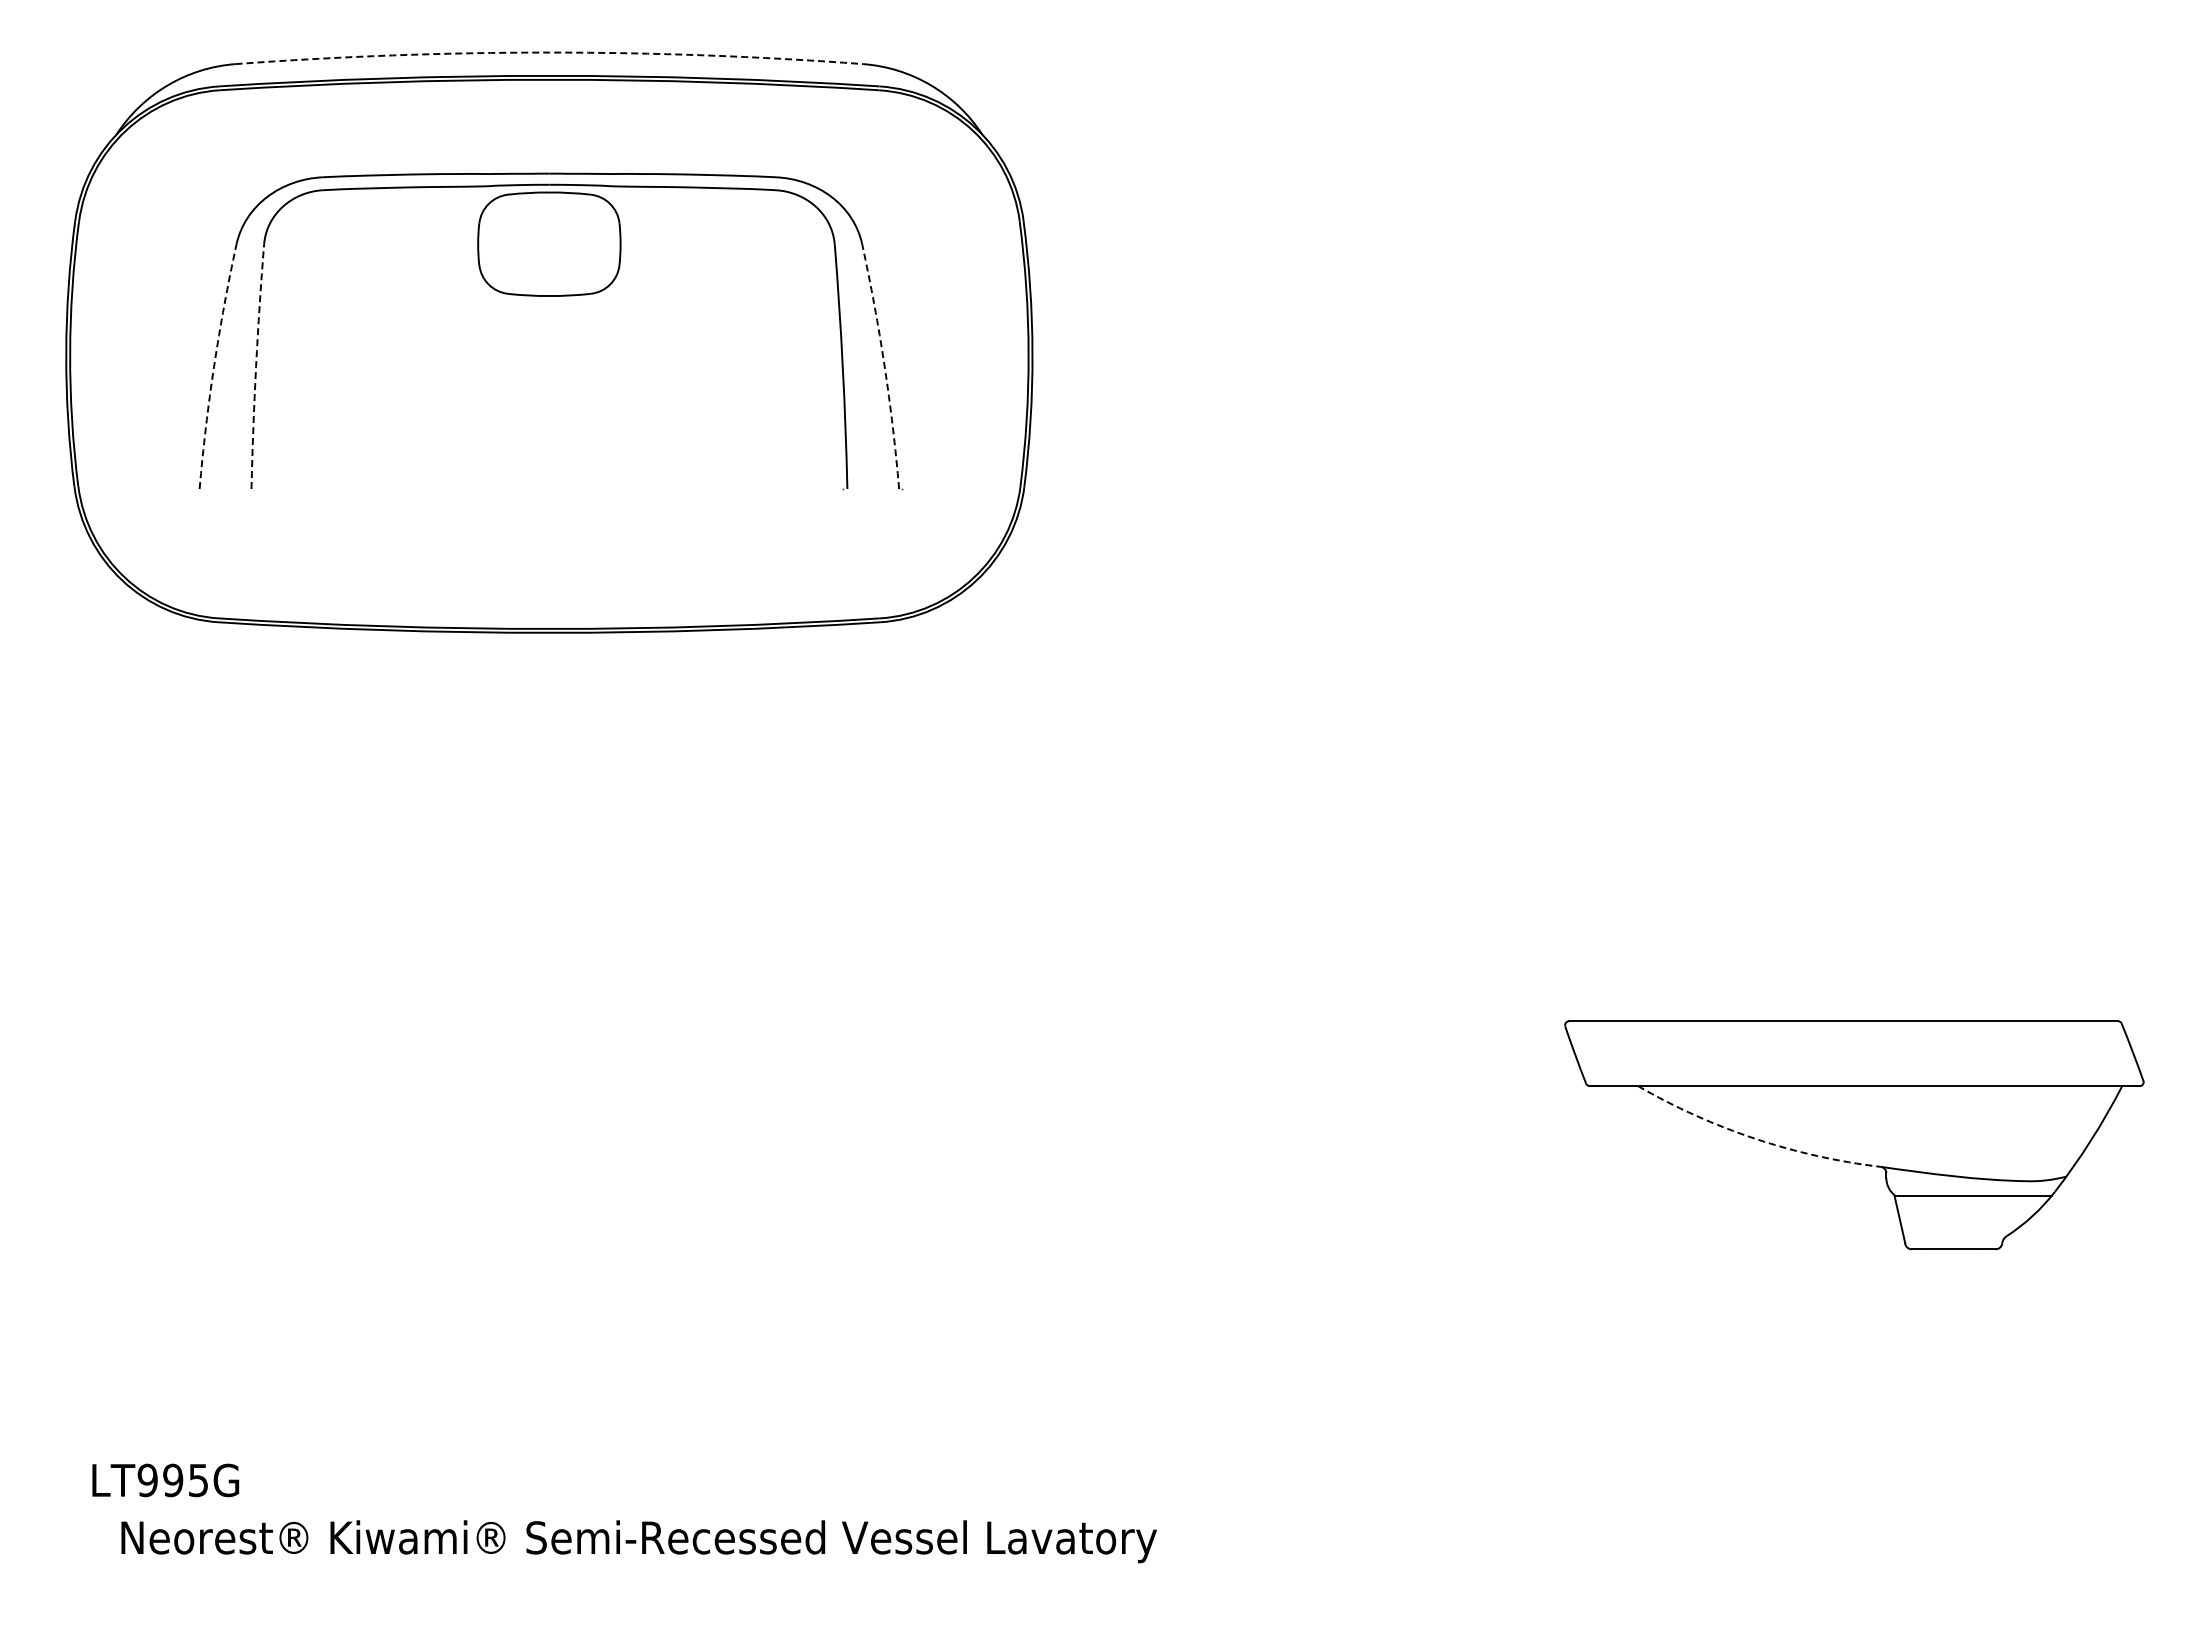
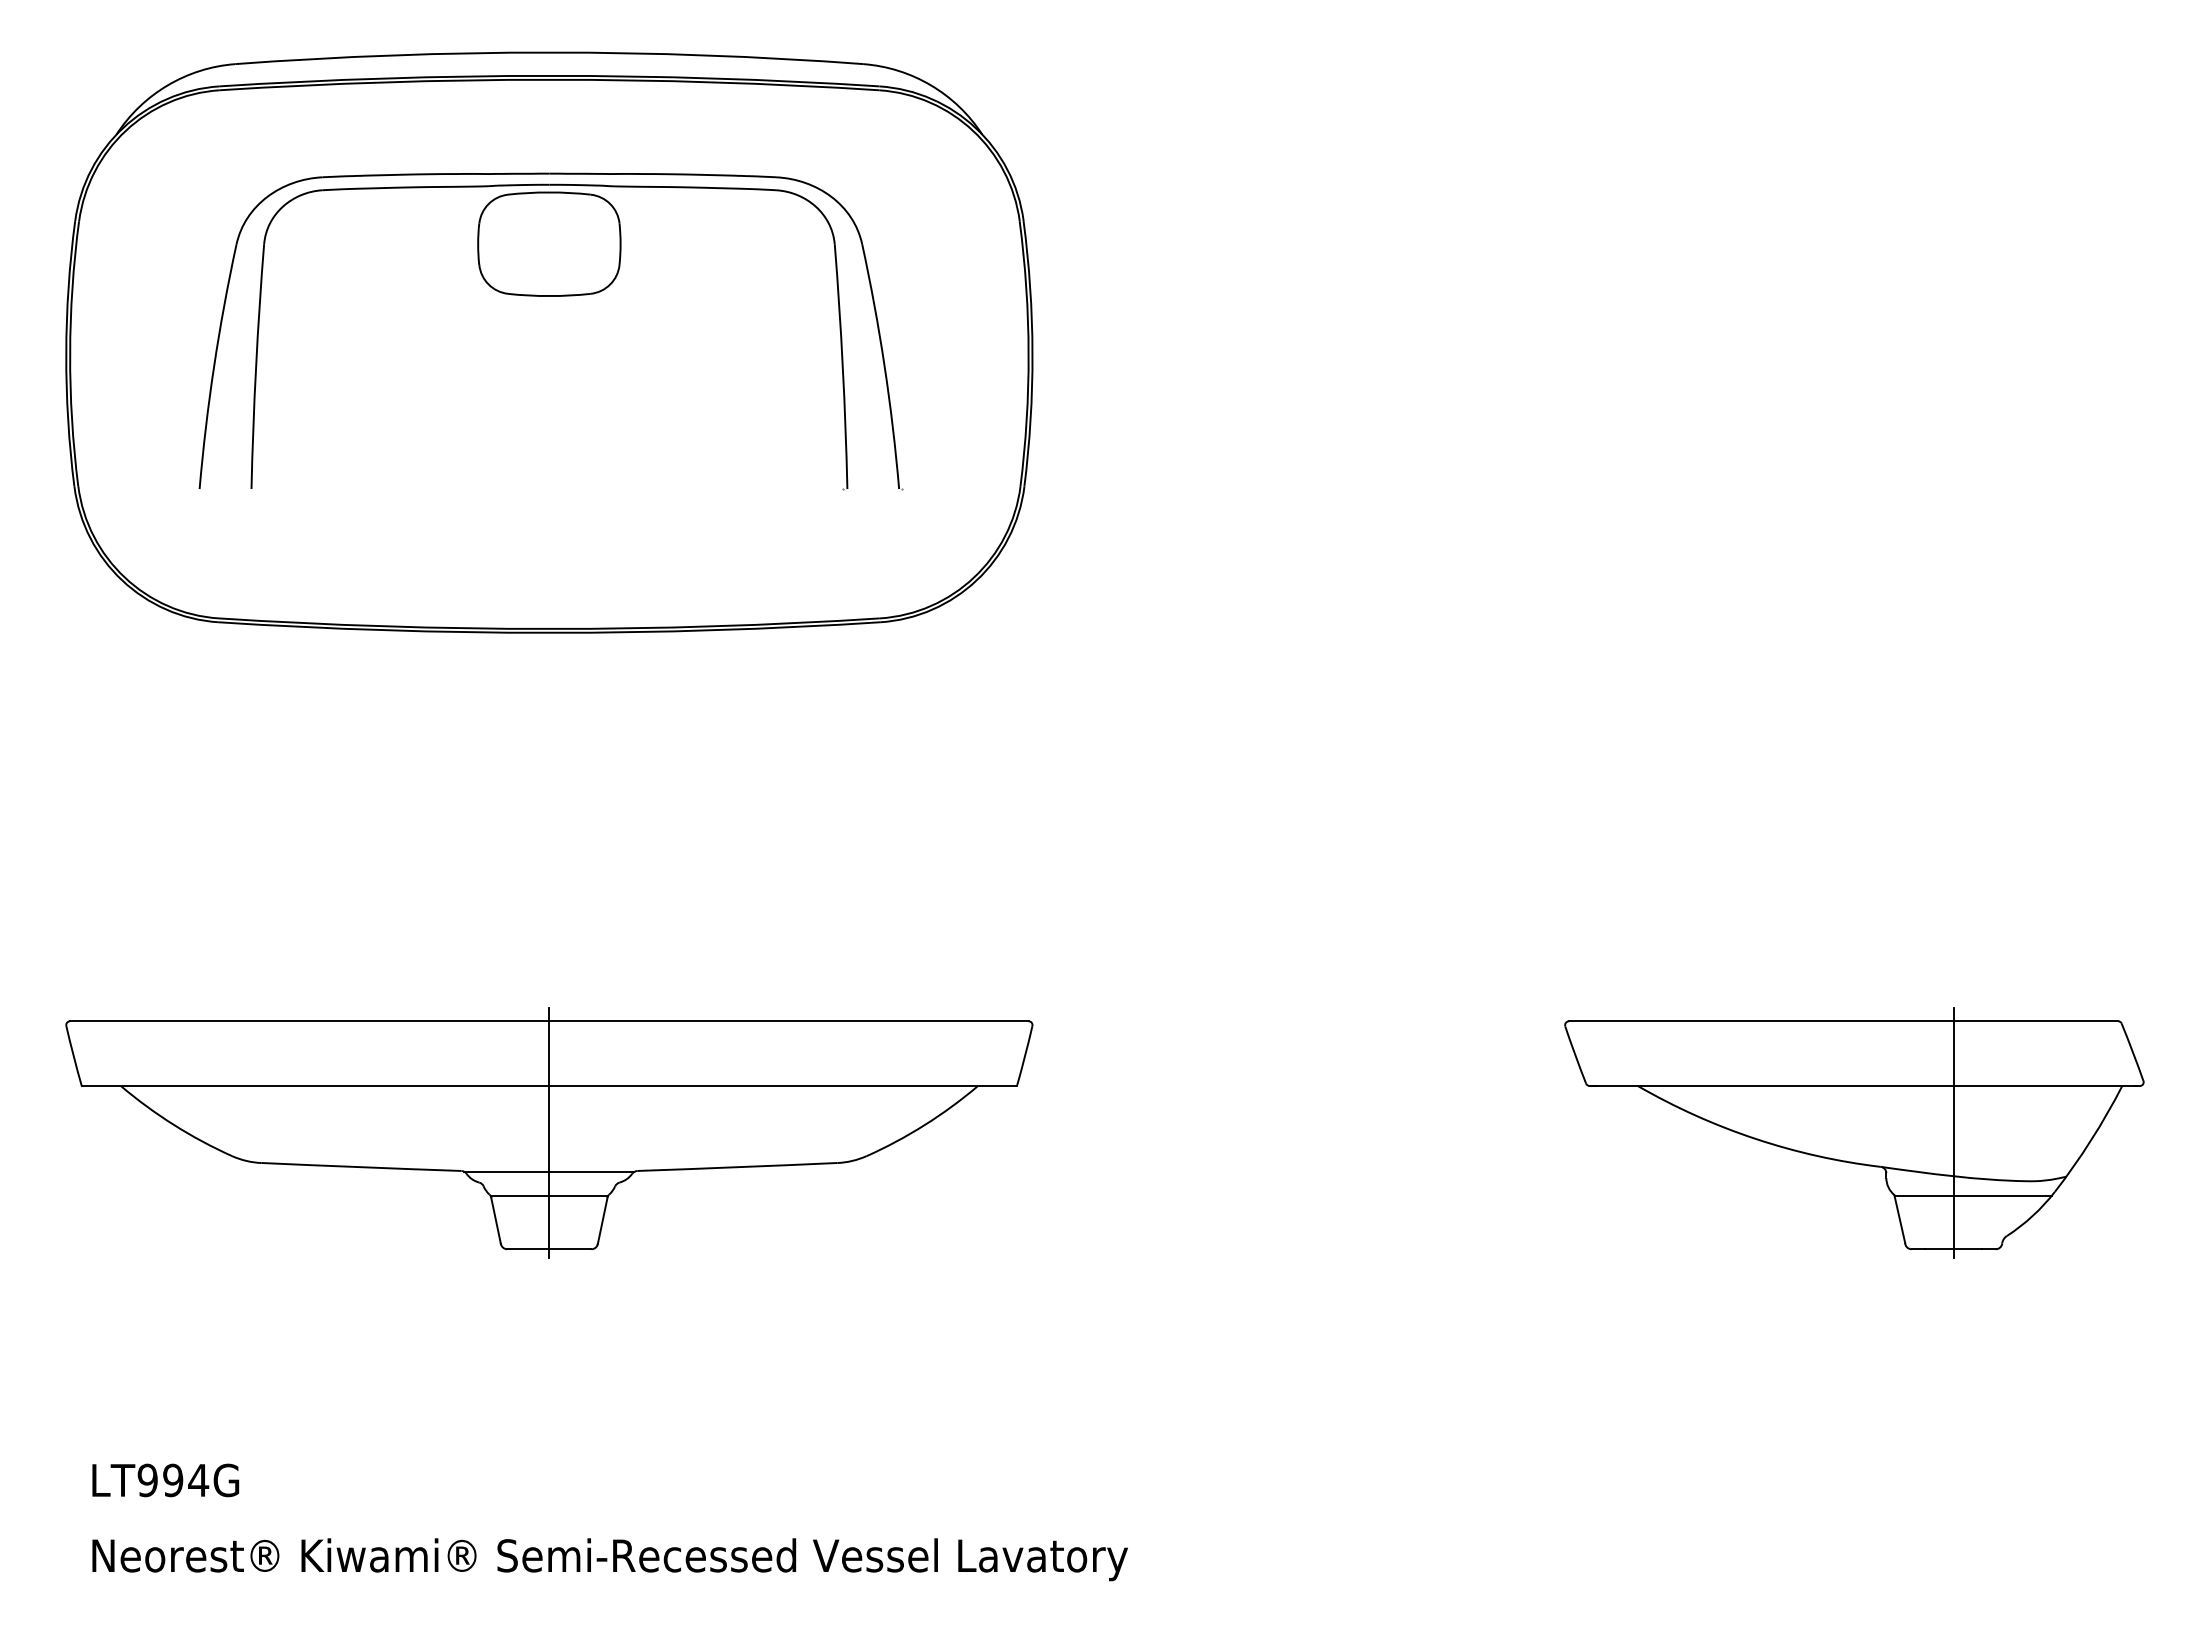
arc: dashed -> solid (549, 52)
arc: dashed -> solid (214, 366)
arc: dashed -> solid (256, 366)
arc: dashed -> solid (884, 366)
part: none -> present (549, 1132)
line: none -> present (1953, 1133)
arc: dashed -> solid (1755, 1138)
text: LT995G -> LT994G (198, 1480)
text position: (638, 1541) -> (609, 1559) (609, 1559)
